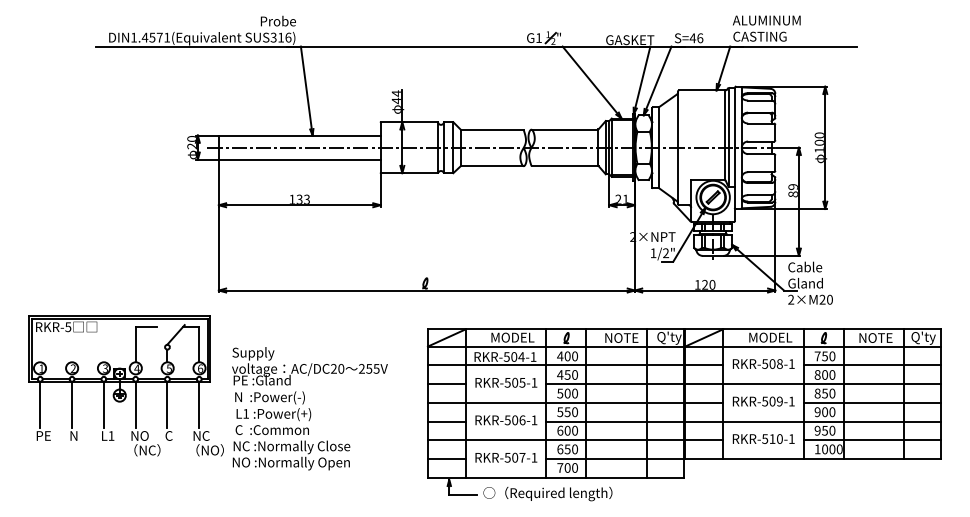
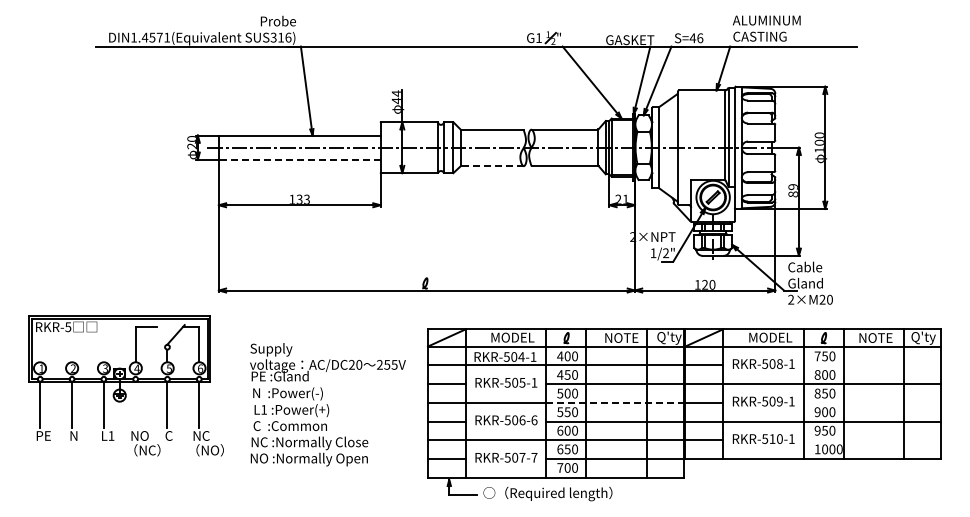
line: solid -> dashed (299, 159)
line: solid -> dashed (491, 166)
line: present -> none (871, 365)
line: solid -> dashed (614, 402)
line: present -> none (871, 402)
line: present -> none (135, 404)
text position: (309, 408) -> (327, 404) (327, 404)
text: RKR-506-1 -> RKR-506-6 (534, 420)
line: present -> none (871, 440)
text: RKR-507-1 -> RKR-507-7 (534, 457)
